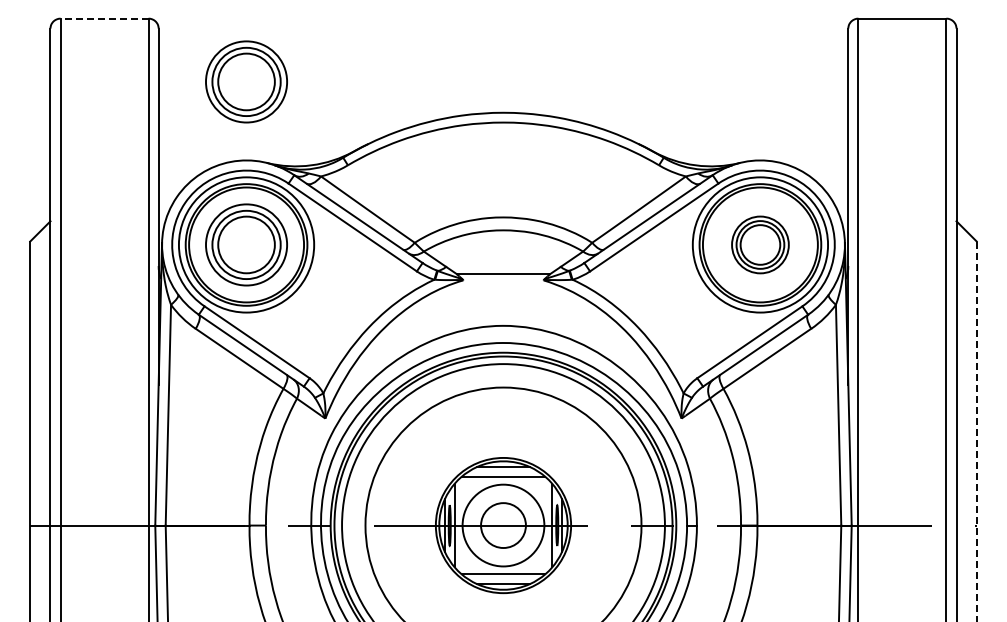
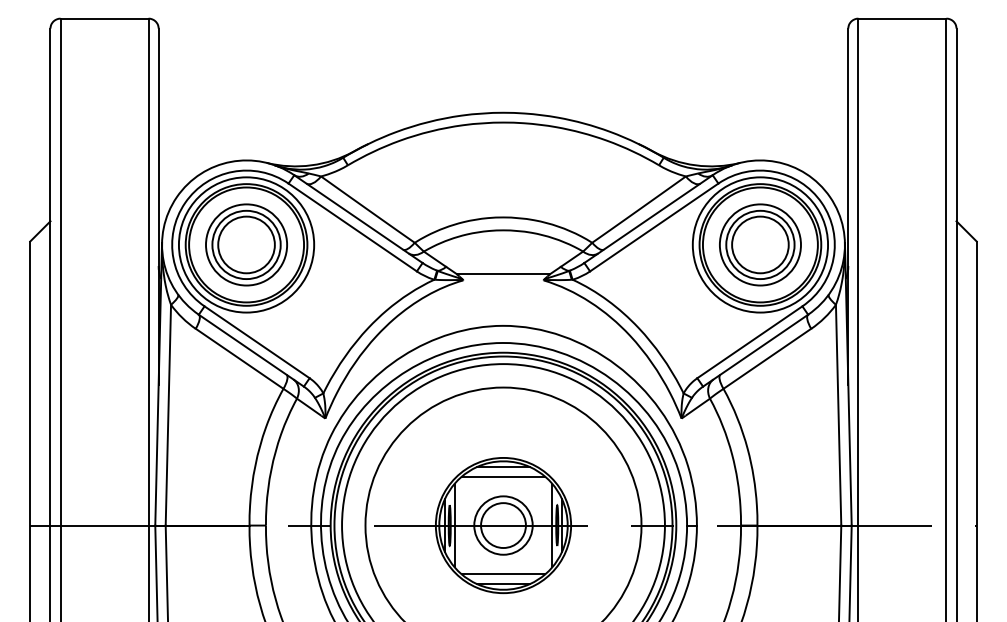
line: dashed -> solid (104, 18)
part: present -> none (246, 81)
part size: 59x60 px -> 83x84 px (760, 244)
line: dashed -> solid (976, 431)
circle diameter: 82 px -> 58 px (503, 525)
